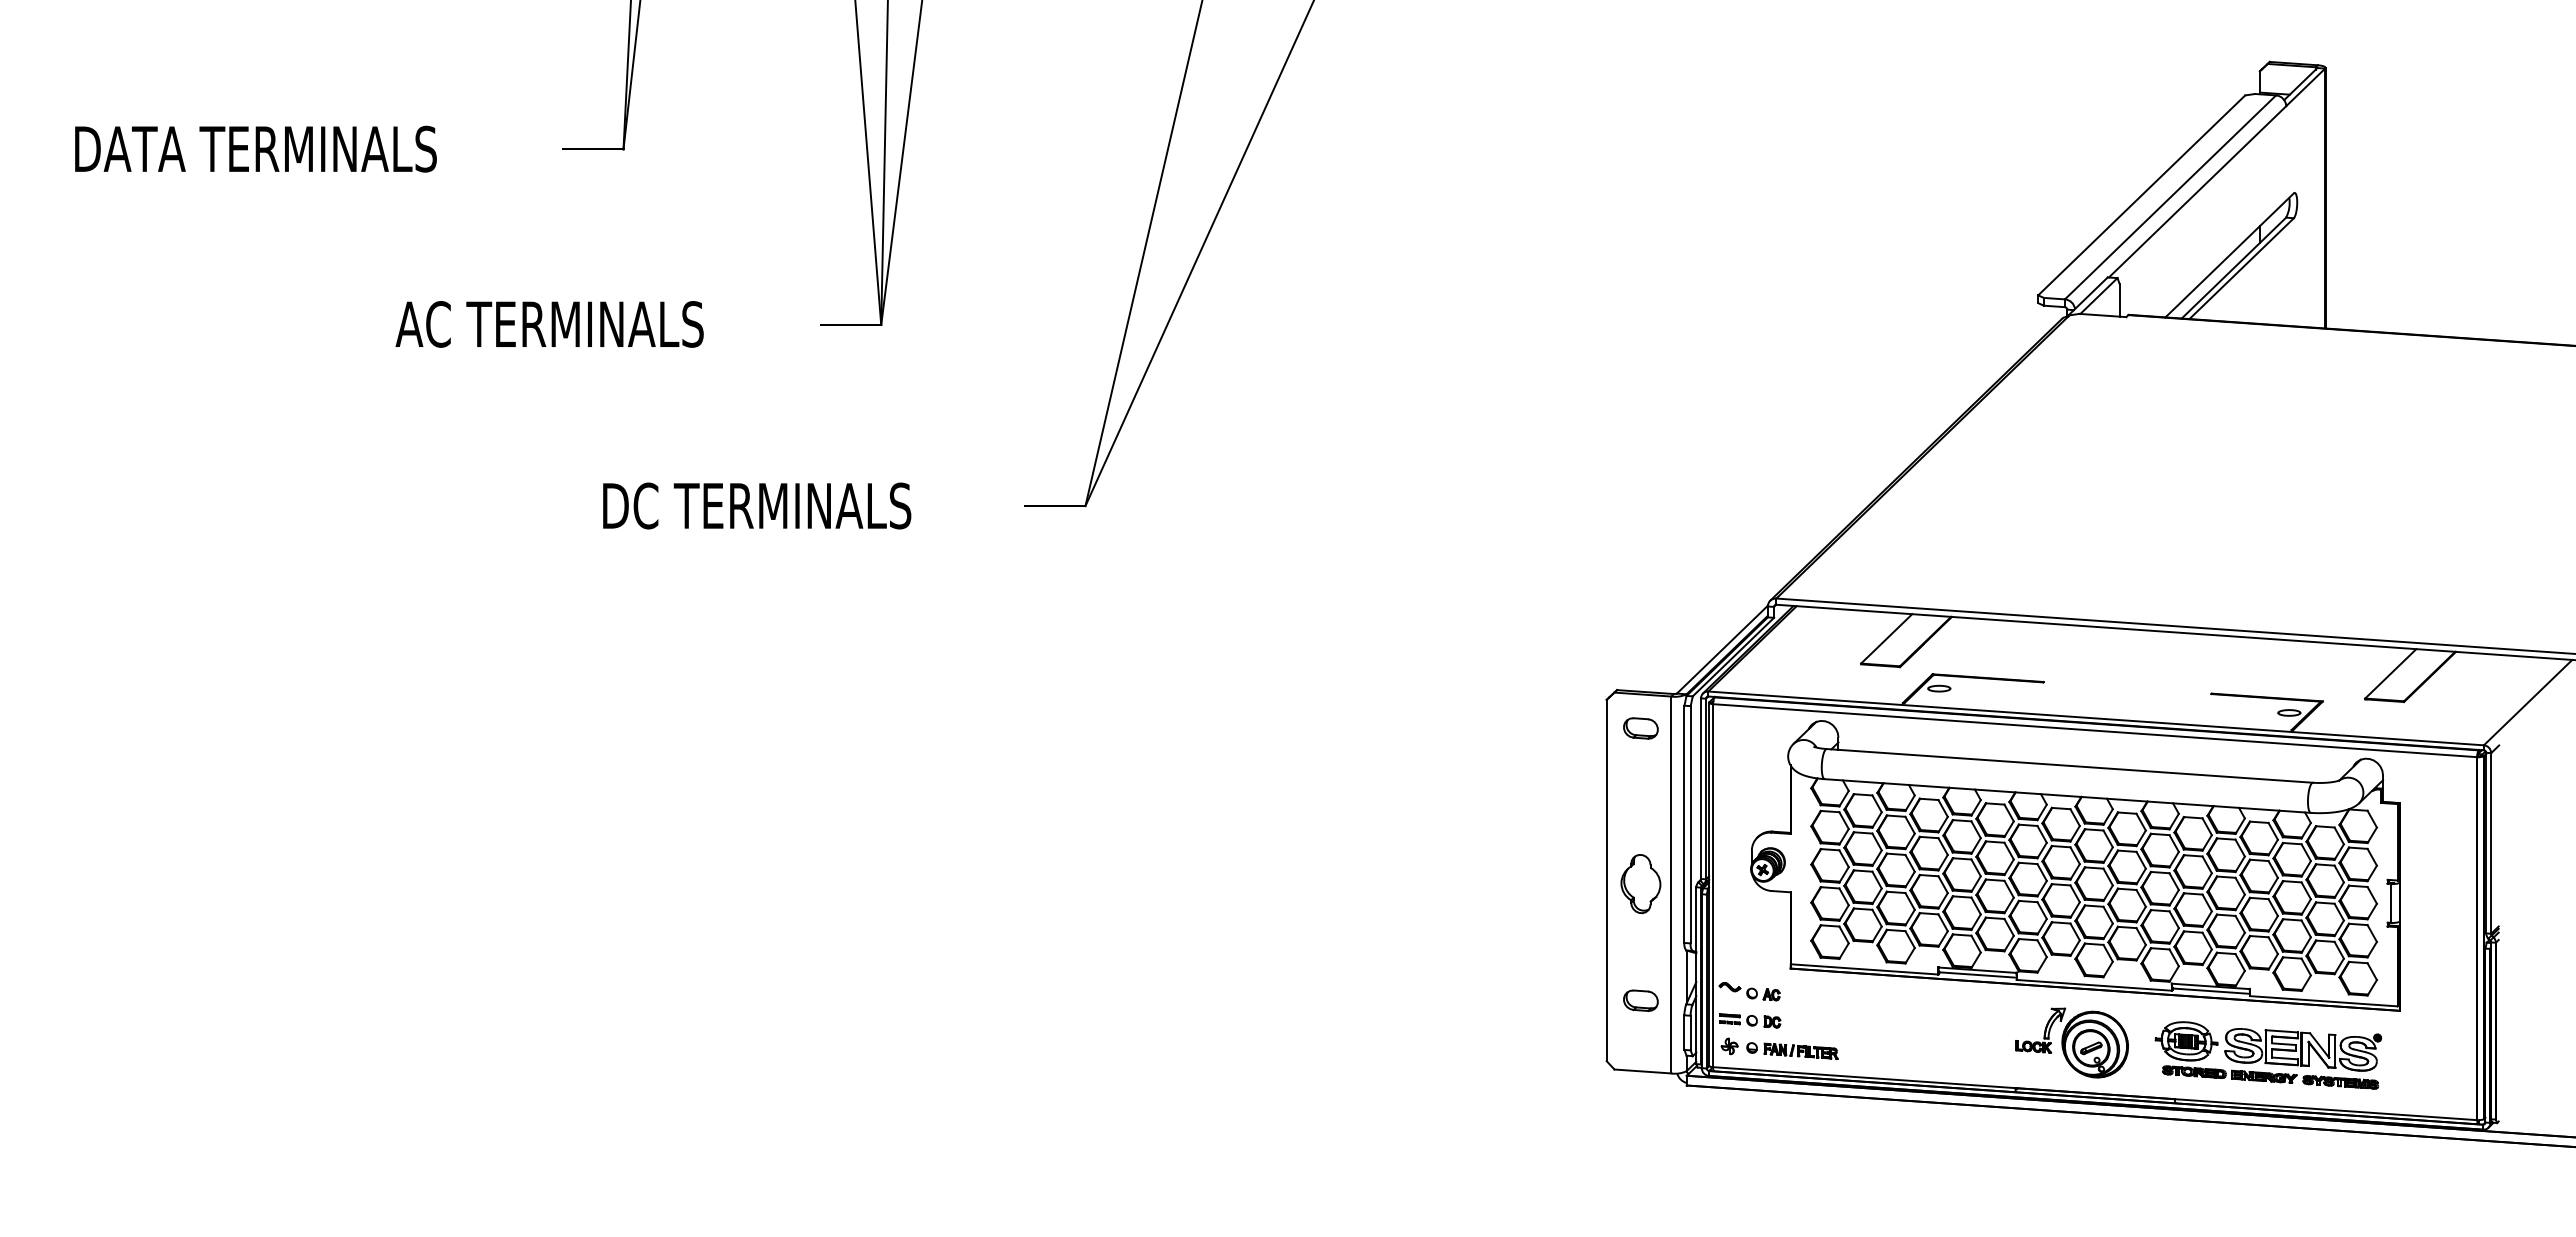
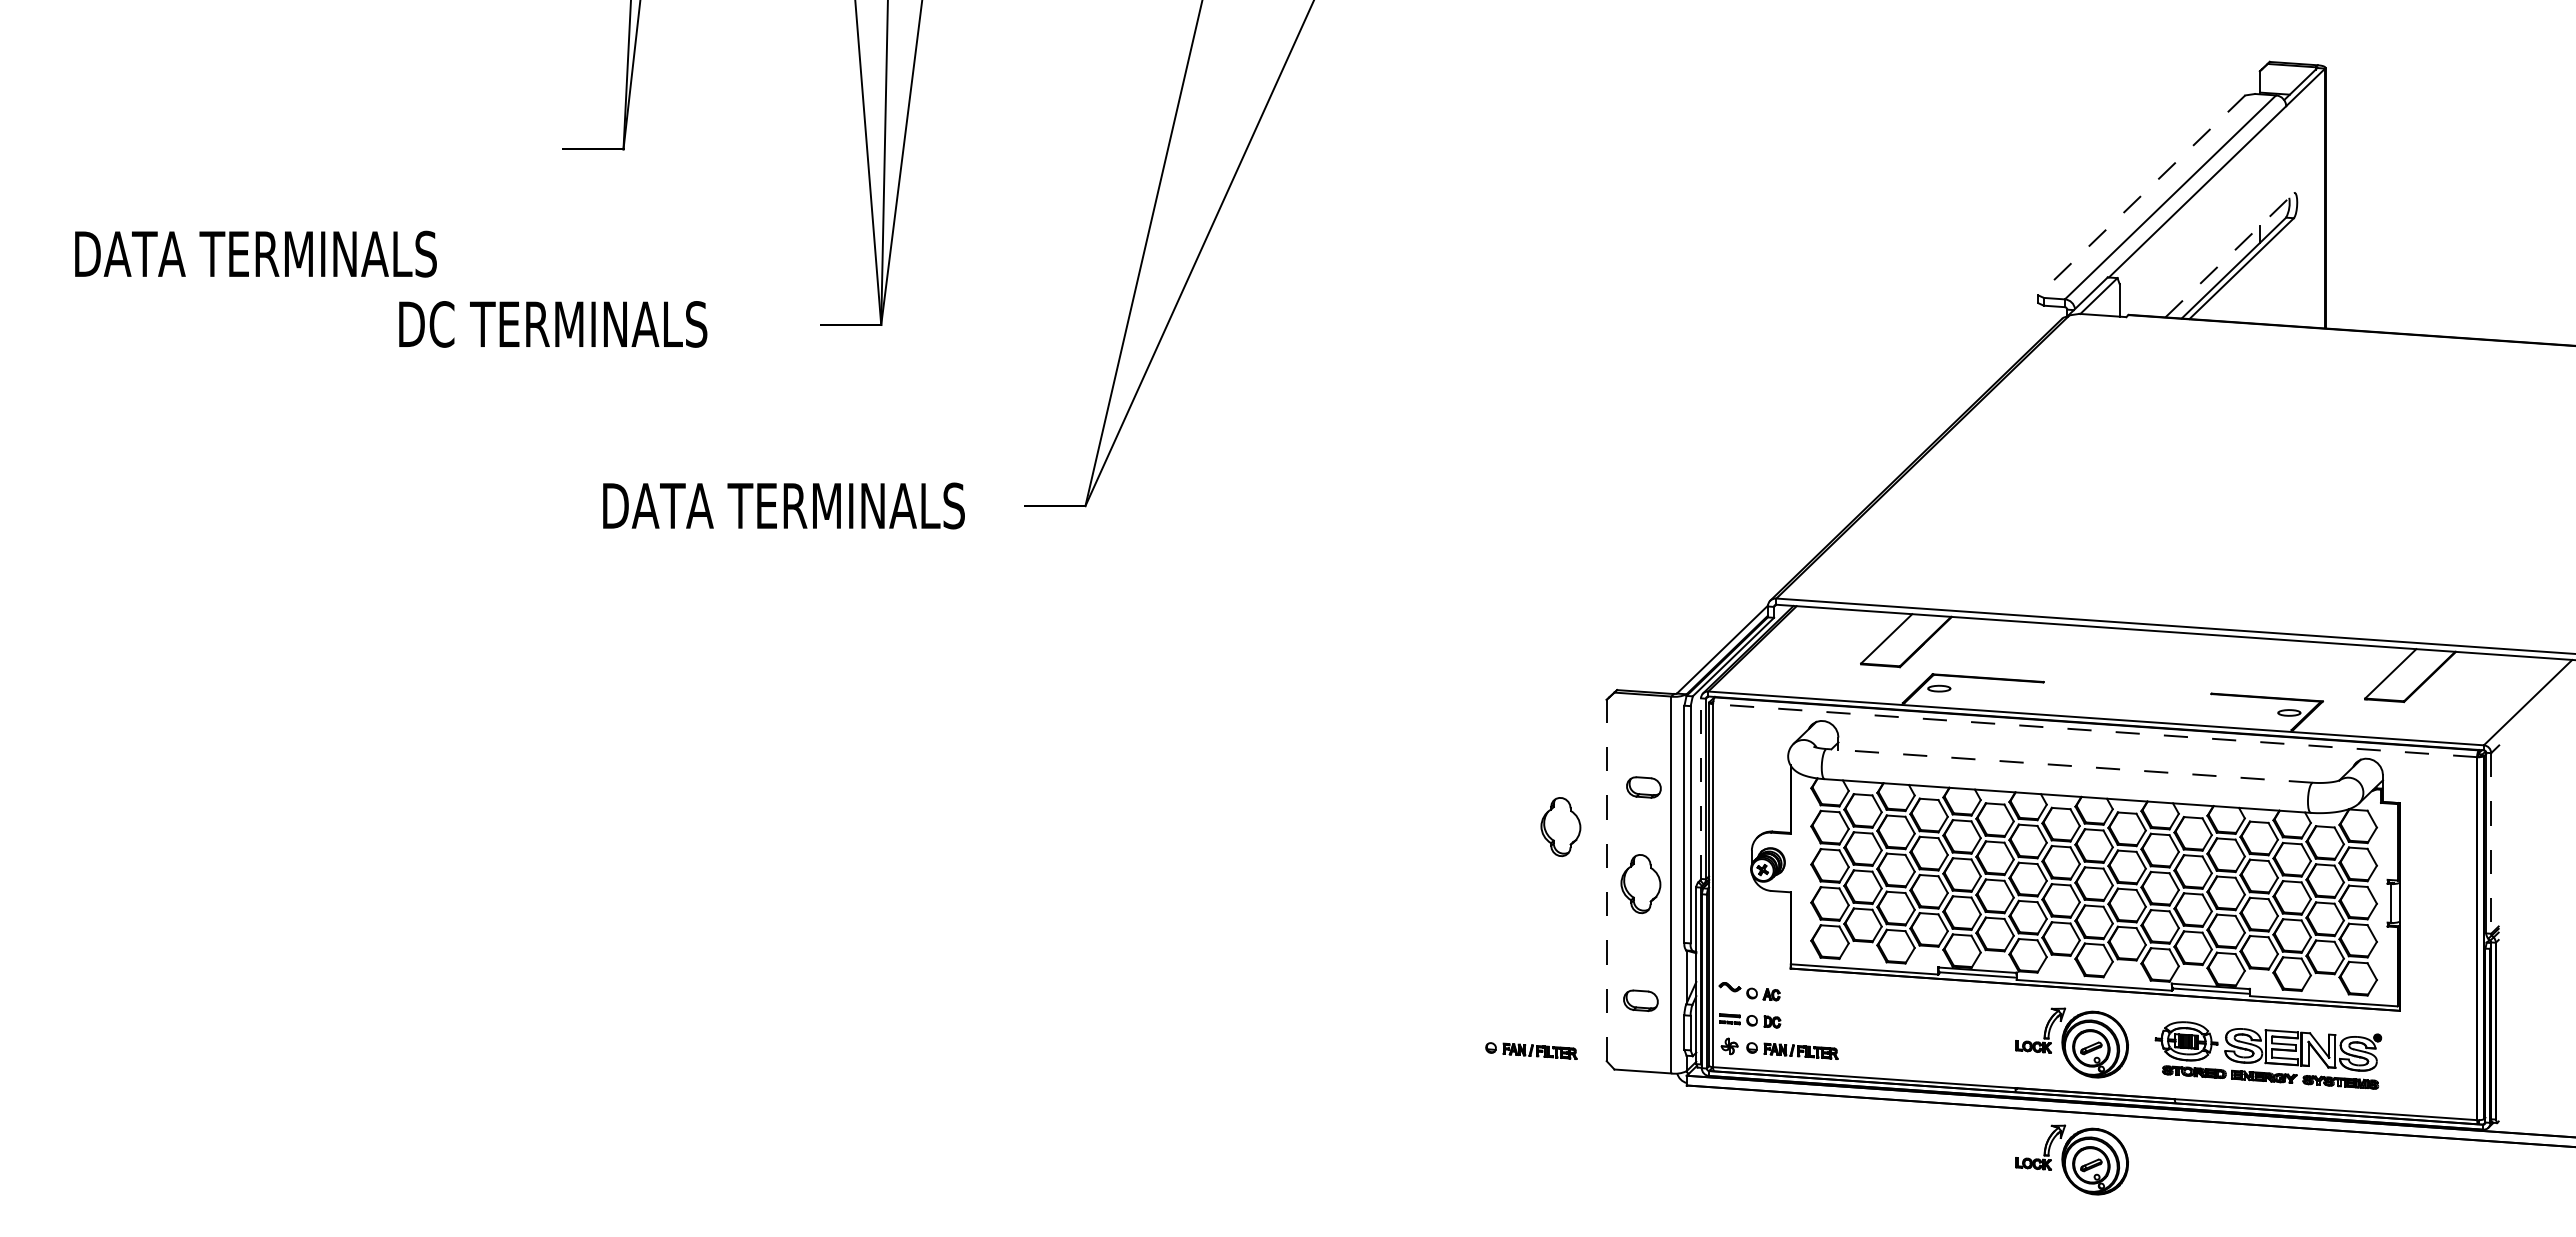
text position: (255, 148) -> (255, 253) (255, 253)
line: solid -> dashed (2141, 195)
line: solid -> dashed (2230, 255)
text: AC TERMINALS -> DC TERMINALS (551, 324)
text: DC TERMINALS -> DATA TERMINALS (797, 505)
part position: (1640, 728) -> (1643, 787) (1643, 787)
line: solid -> dashed (2095, 730)
line: solid -> dashed (2069, 765)
line: solid -> dashed (1701, 788)
part: none -> present (1560, 827)
line: solid -> dashed (2491, 843)
line: solid -> dashed (1606, 880)
part: none -> present (1531, 1050)
part: none -> present (2071, 1159)
